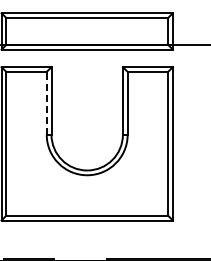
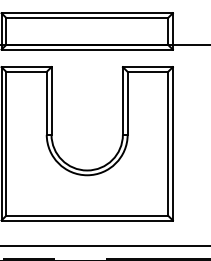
line: dashed -> solid (46, 102)
line: none -> present (104, 245)
